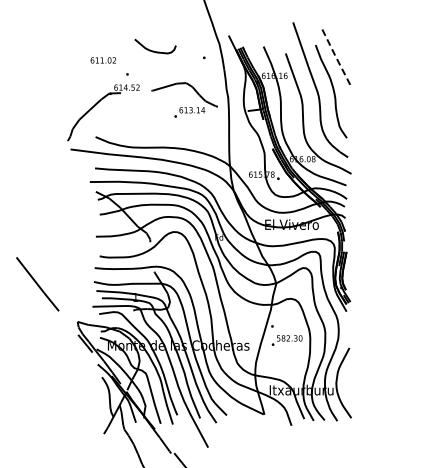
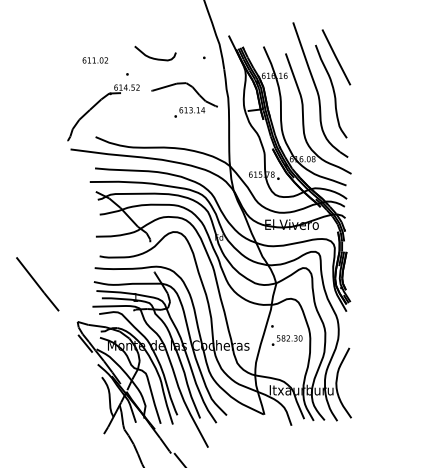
curve position: (153, 50) -> (153, 57) (153, 57)
line: dashed -> solid (335, 56)
text position: (102, 60) -> (94, 60) (94, 60)
